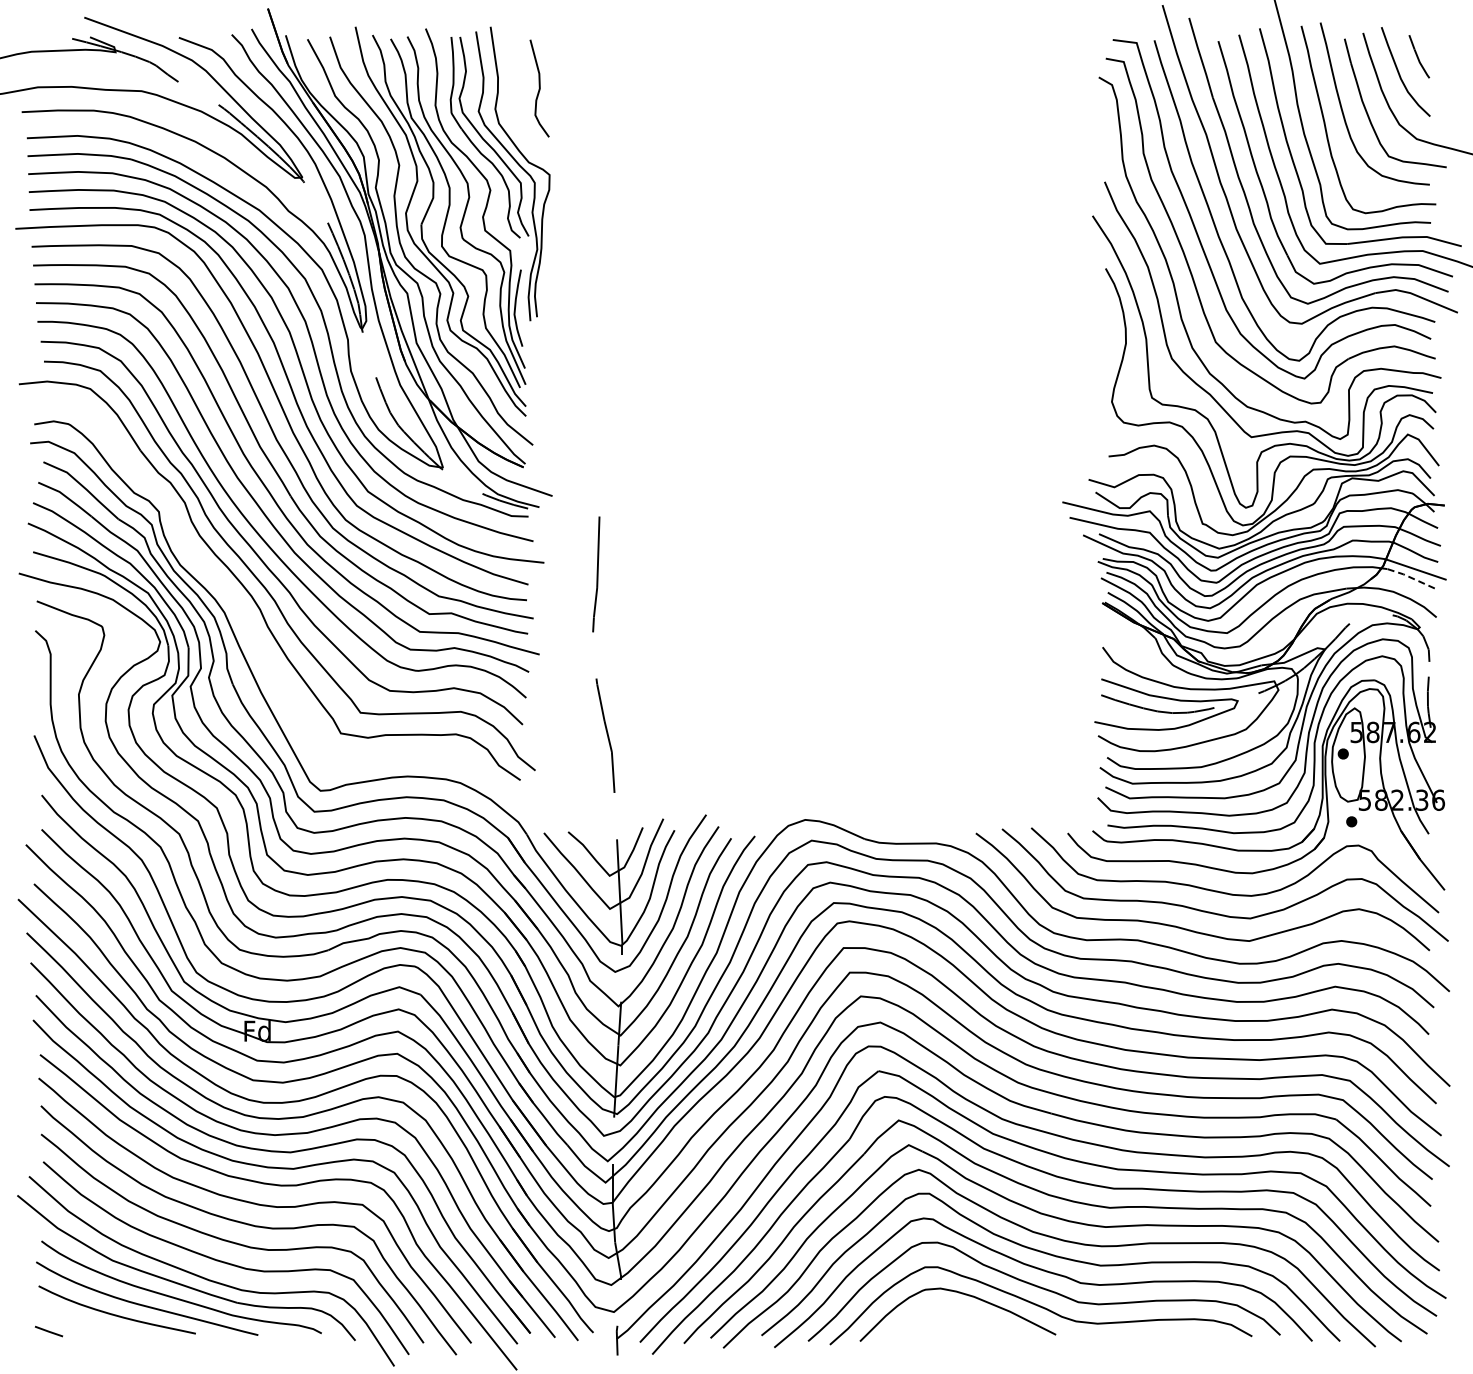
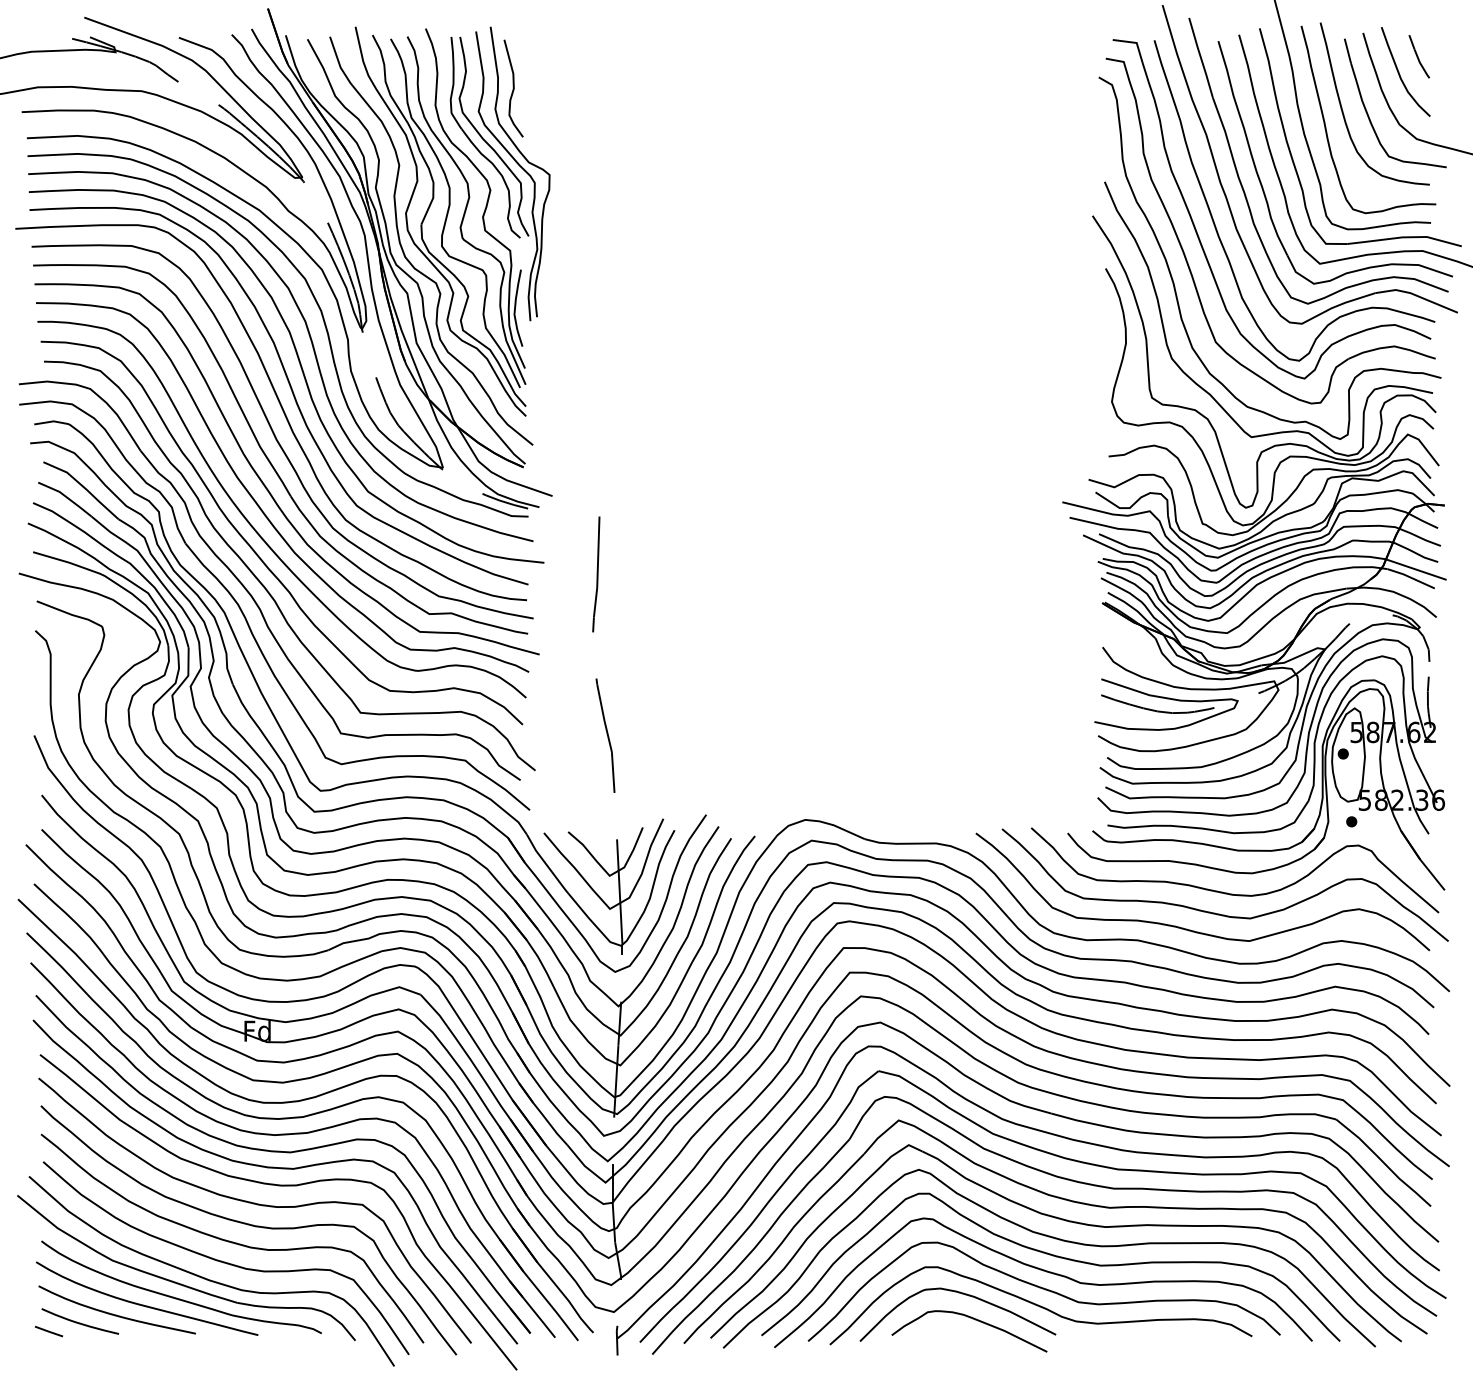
curve position: (539, 88) -> (513, 88) (513, 88)
line: dashed -> solid (1410, 577)
part: none -> present (246, 617)
curve: none -> present (972, 1319)
curve: none -> present (80, 1322)
